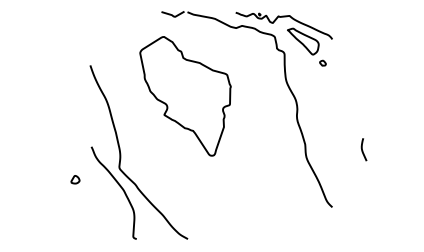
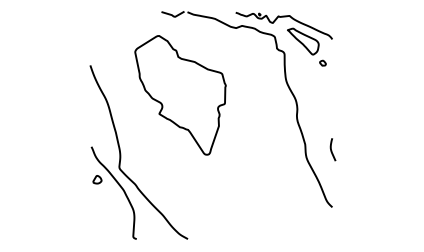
part position: (185, 96) -> (180, 95) (180, 95)
curve position: (362, 149) -> (331, 149) (331, 149)
part position: (75, 179) -> (97, 179) (97, 179)
